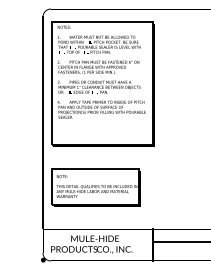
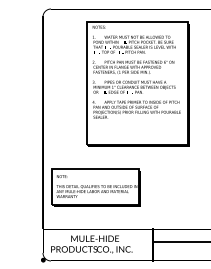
part position: (102, 83) -> (137, 83) (137, 83)
